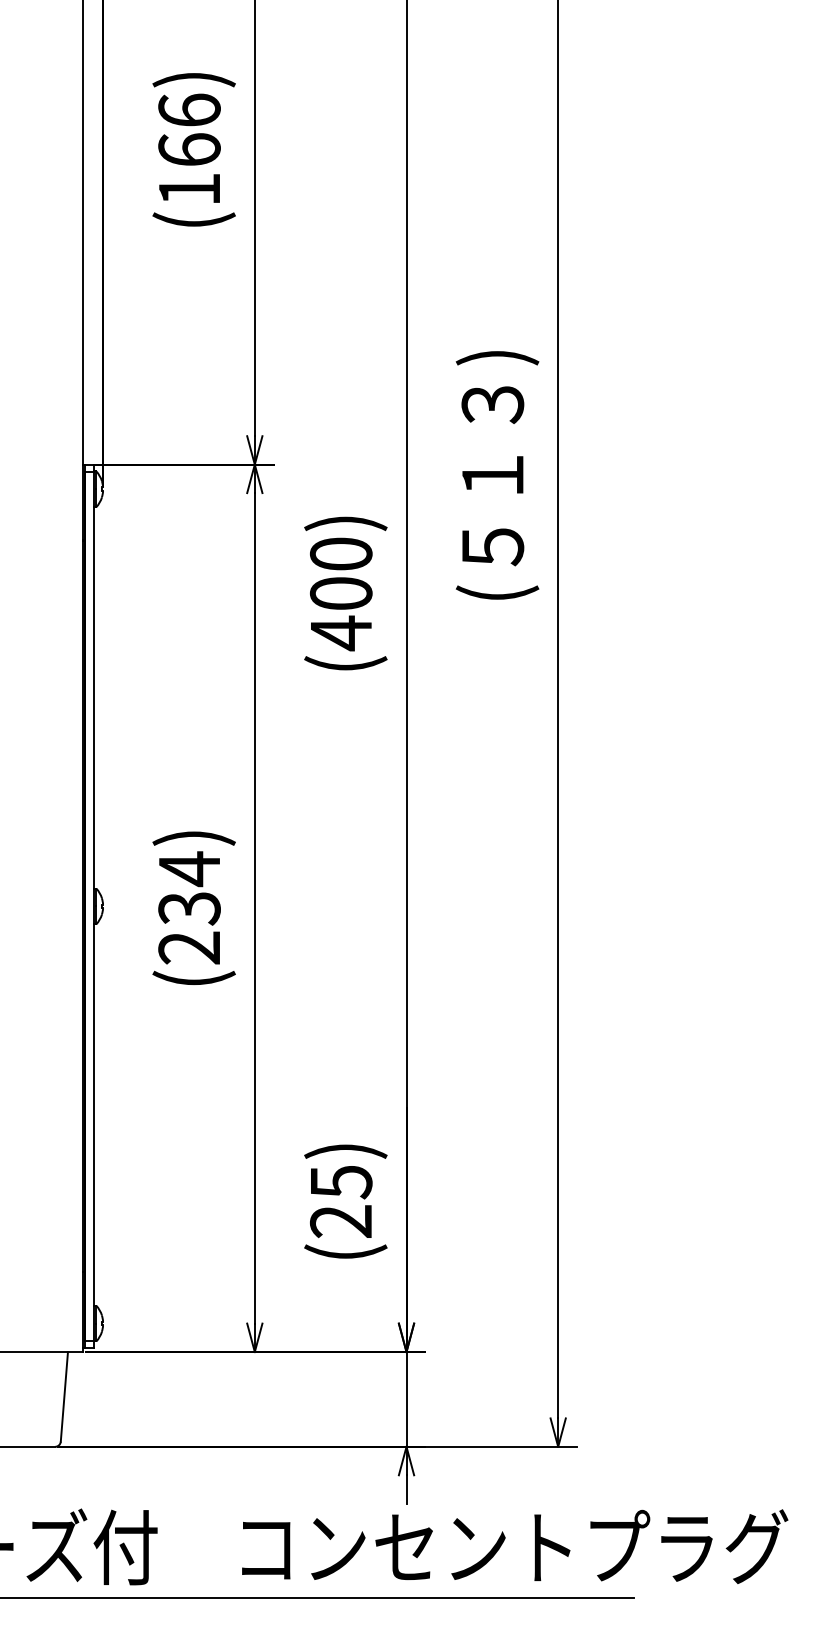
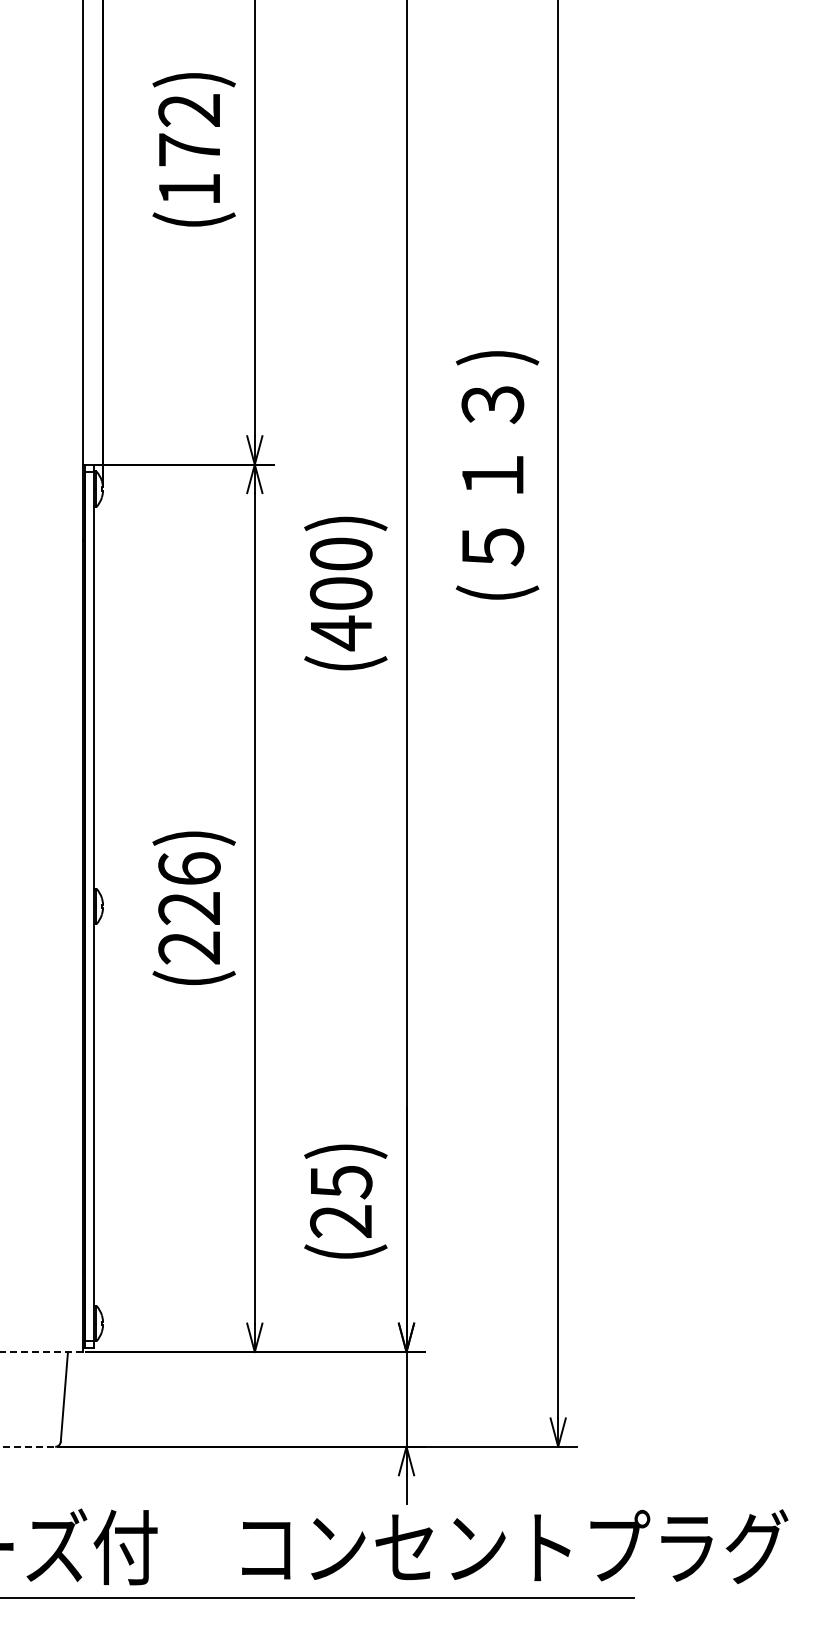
text: (166) -> (172) (189, 129)
text: (234) -> (226) (189, 888)
line: solid -> dashed (41, 1352)
line: solid -> dashed (28, 1446)
